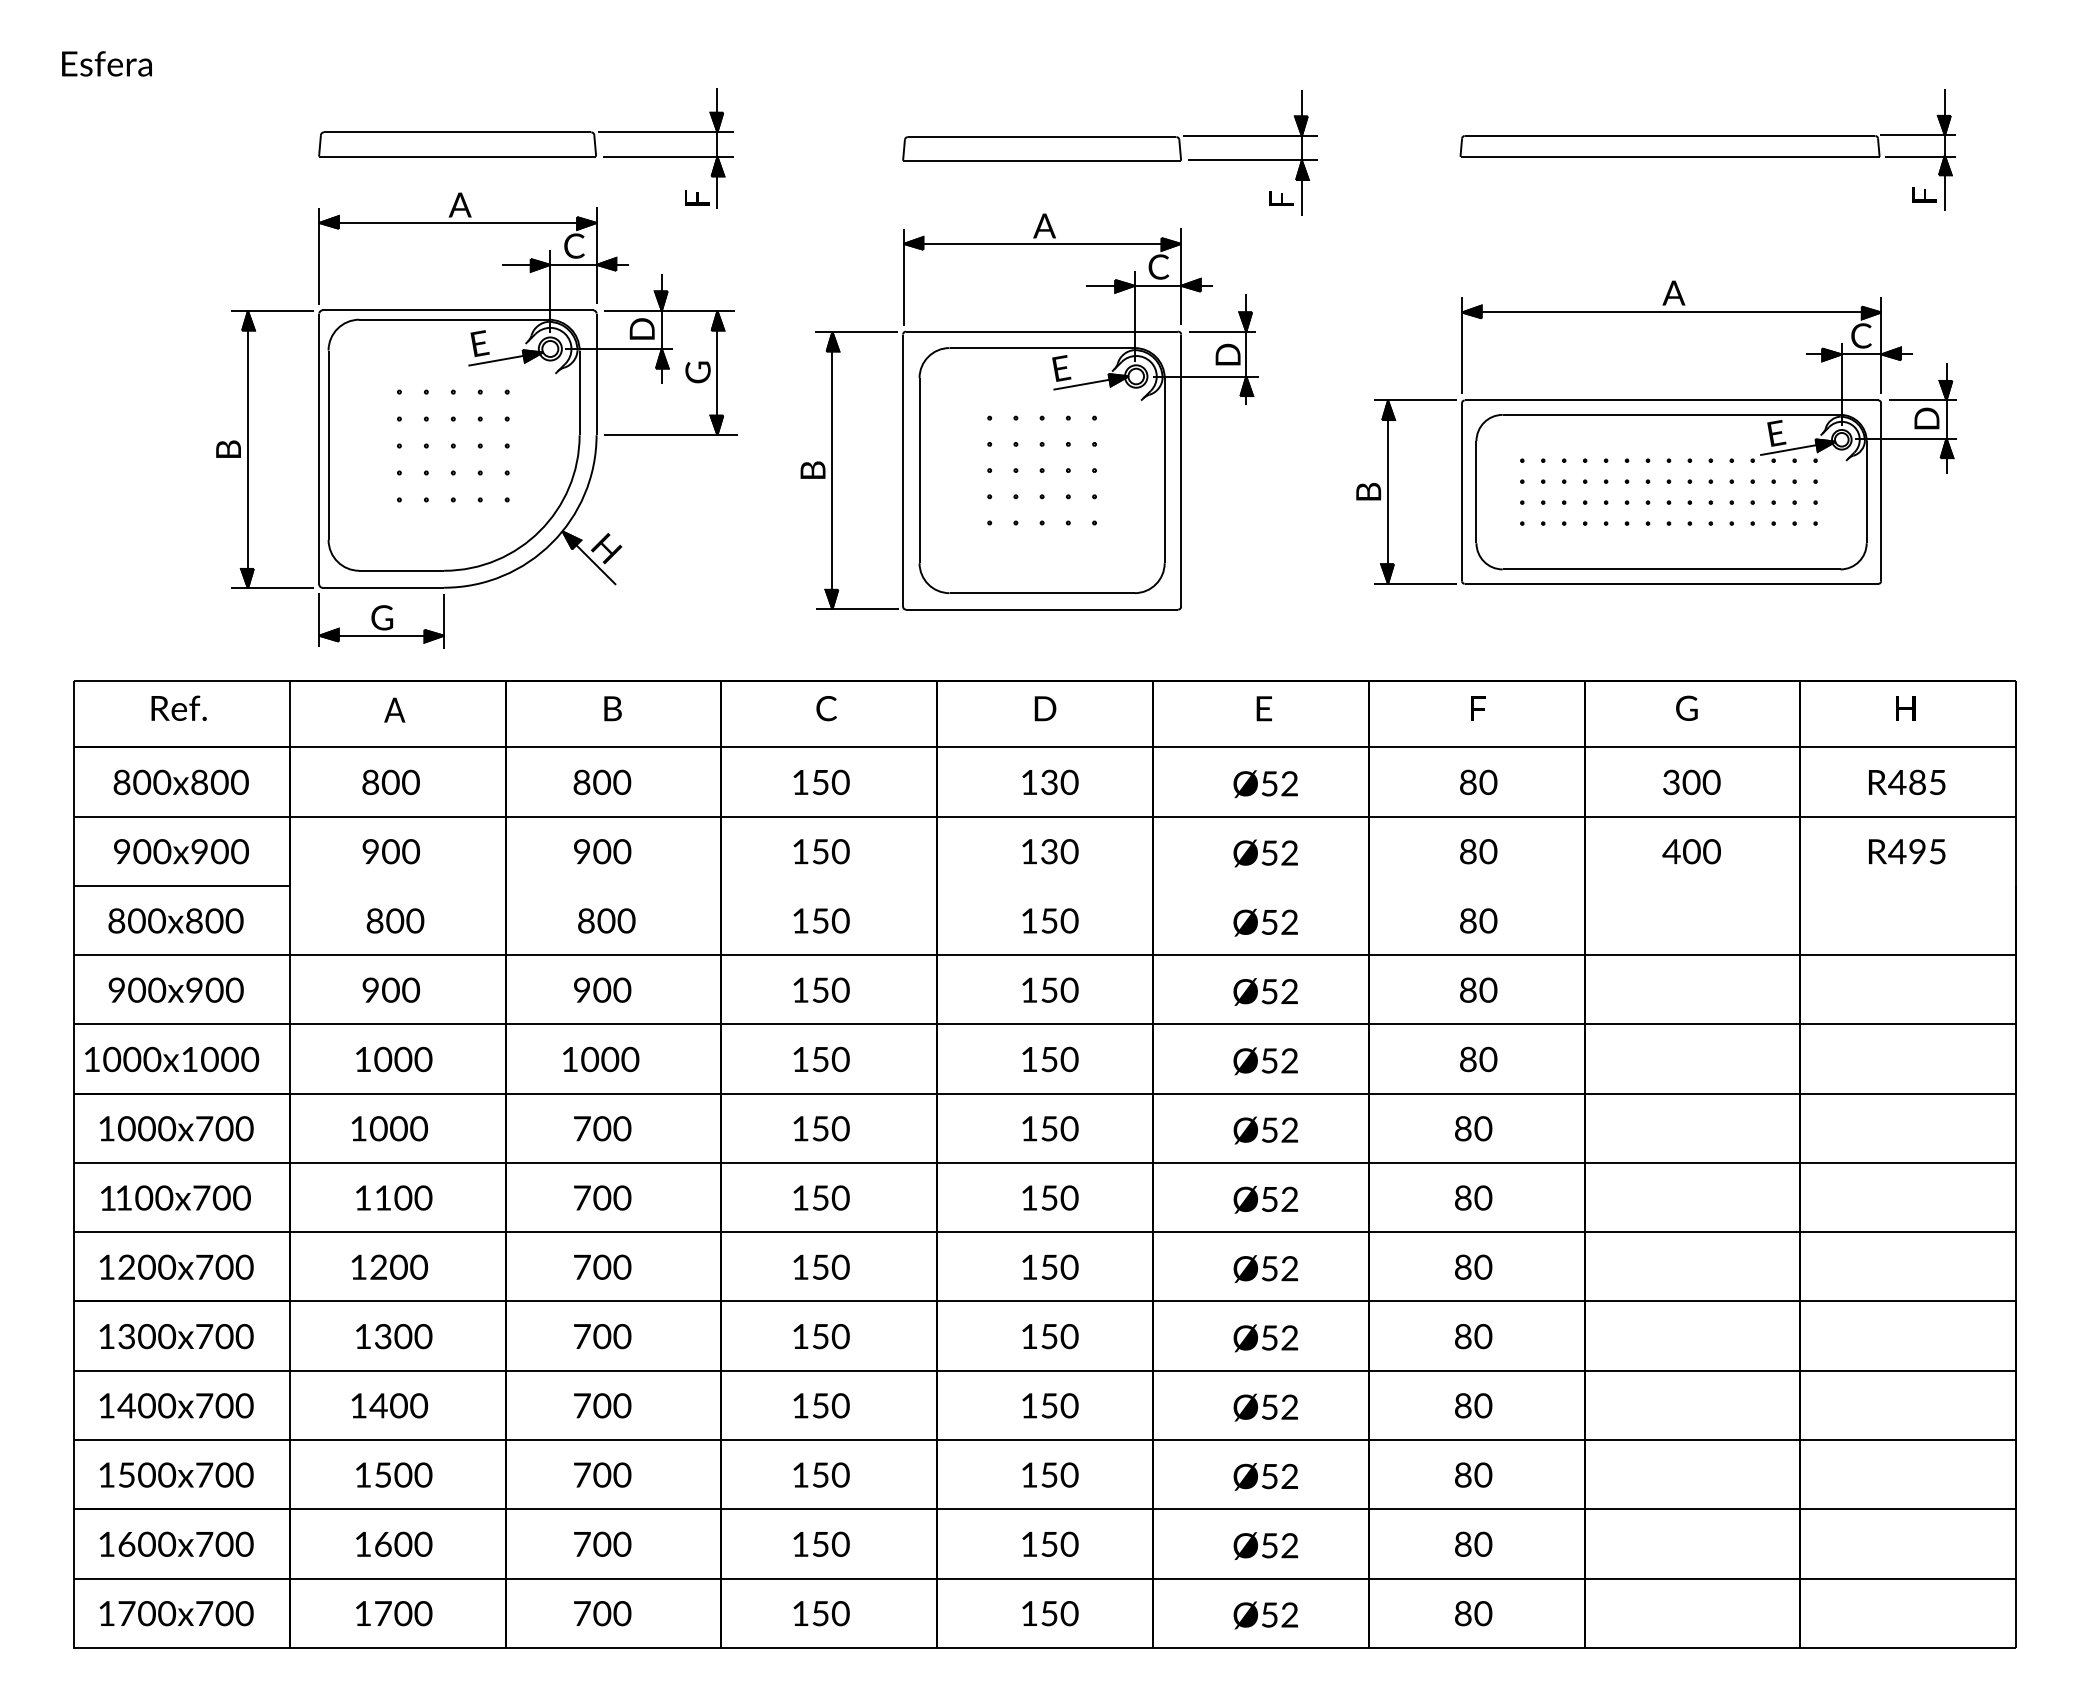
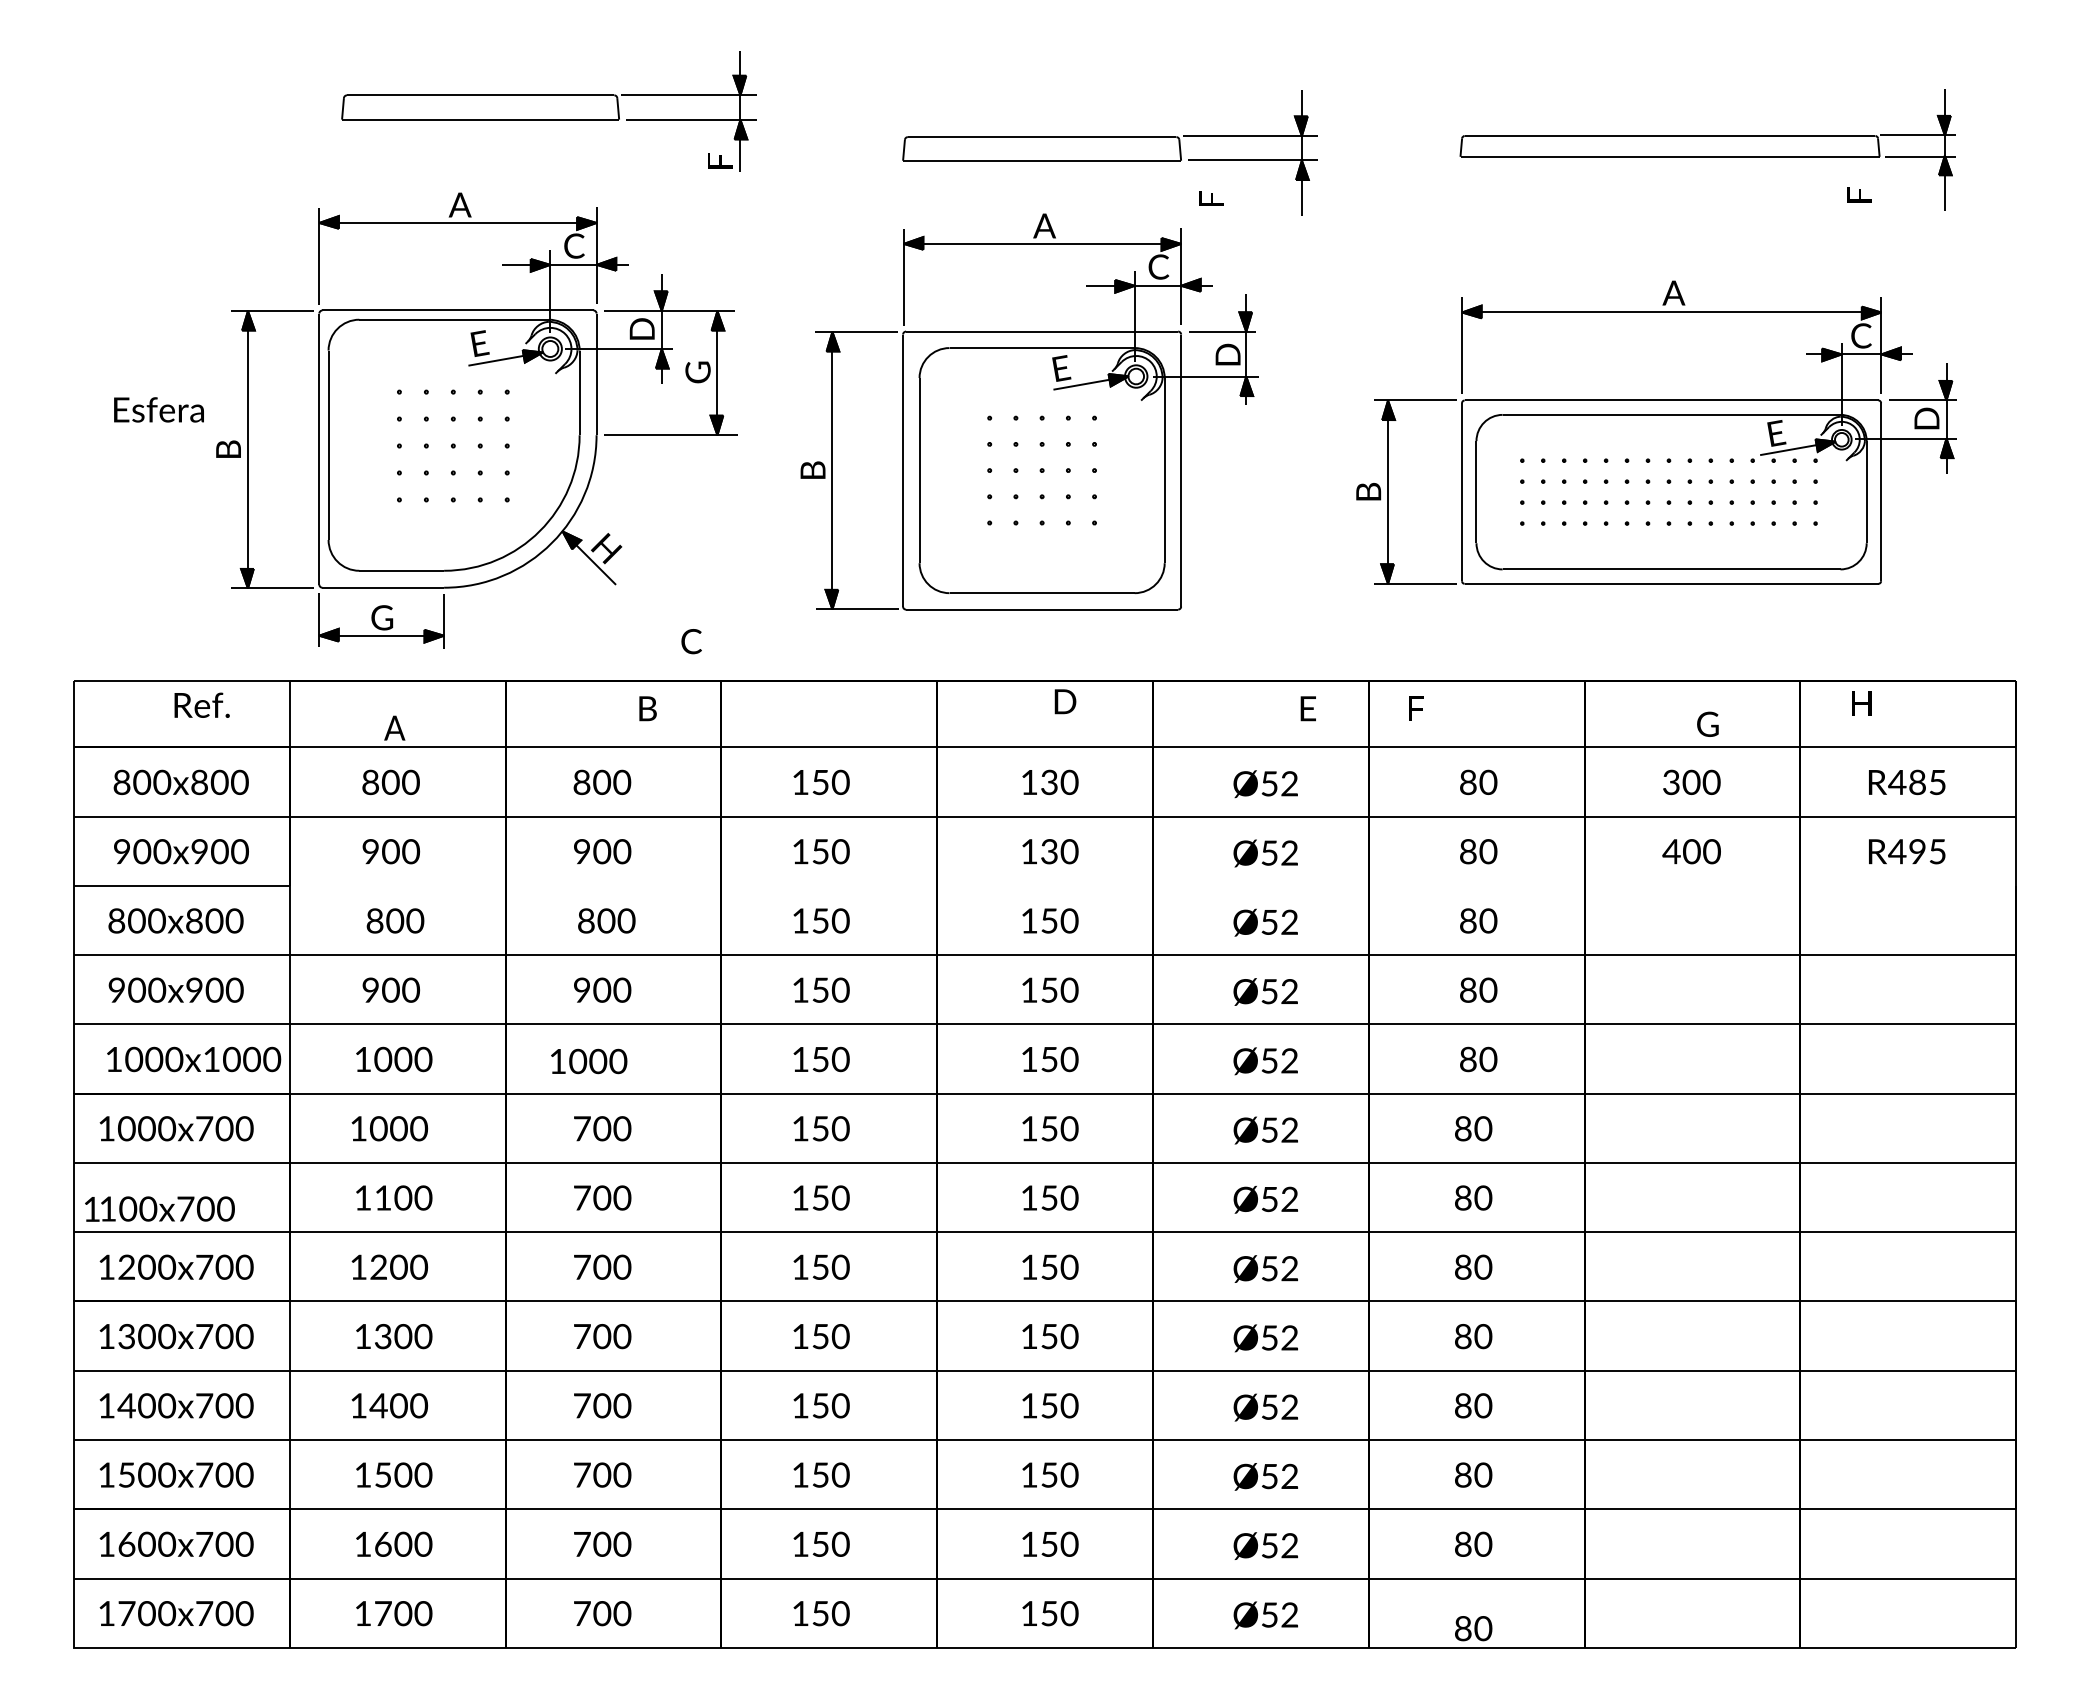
text position: (106, 63) -> (158, 409) (158, 409)
part position: (525, 148) -> (548, 111) (548, 111)
text position: (1924, 194) -> (1859, 194) (1859, 194)
text position: (1281, 198) -> (1211, 198) (1211, 198)
text position: (178, 707) -> (201, 704) (201, 704)
text position: (1686, 707) -> (1707, 723) (1707, 723)
text position: (612, 708) -> (647, 708) (647, 708)
text position: (826, 708) -> (691, 641) (691, 641)
text position: (1045, 708) -> (1065, 701) (1065, 701)
text position: (1263, 708) -> (1307, 708) (1307, 708)
text position: (1478, 708) -> (1416, 708) (1416, 708)
text position: (1905, 708) -> (1861, 703) (1861, 703)
text position: (394, 709) -> (394, 727) (394, 727)
text position: (172, 1059) -> (194, 1059) (194, 1059)
text position: (601, 1059) -> (589, 1061) (589, 1061)
text position: (175, 1197) -> (159, 1208) (159, 1208)
text position: (1473, 1613) -> (1473, 1628) (1473, 1628)
